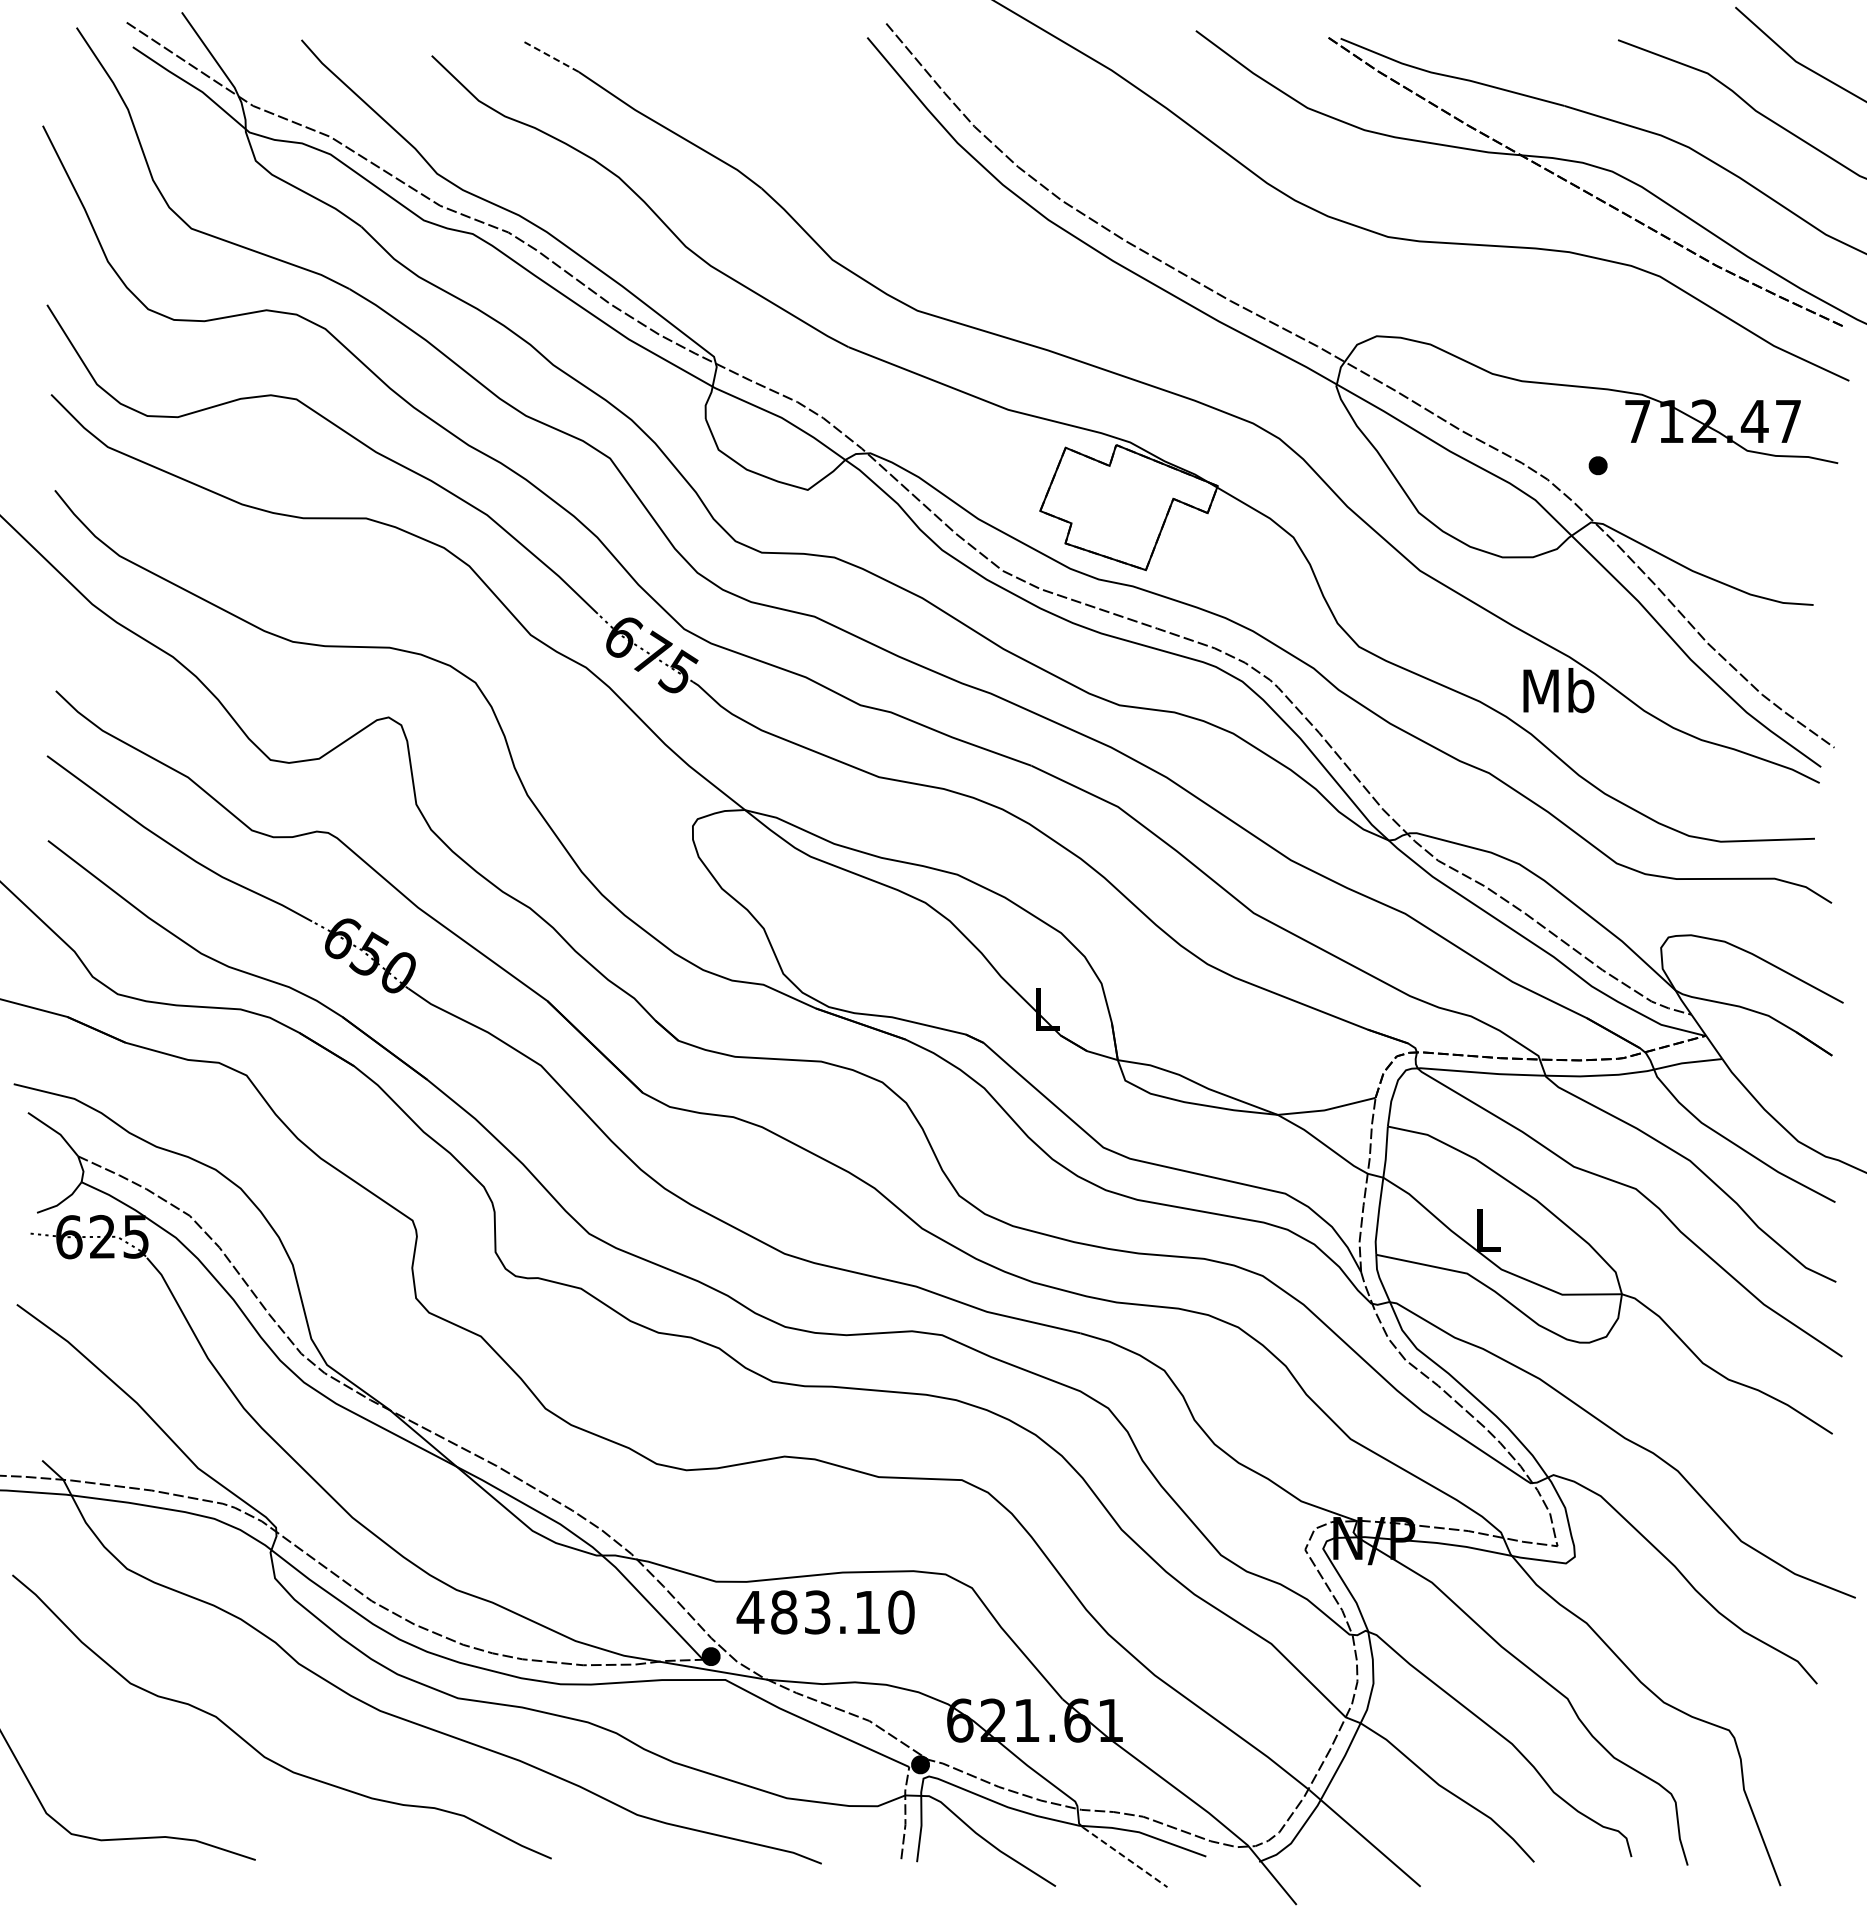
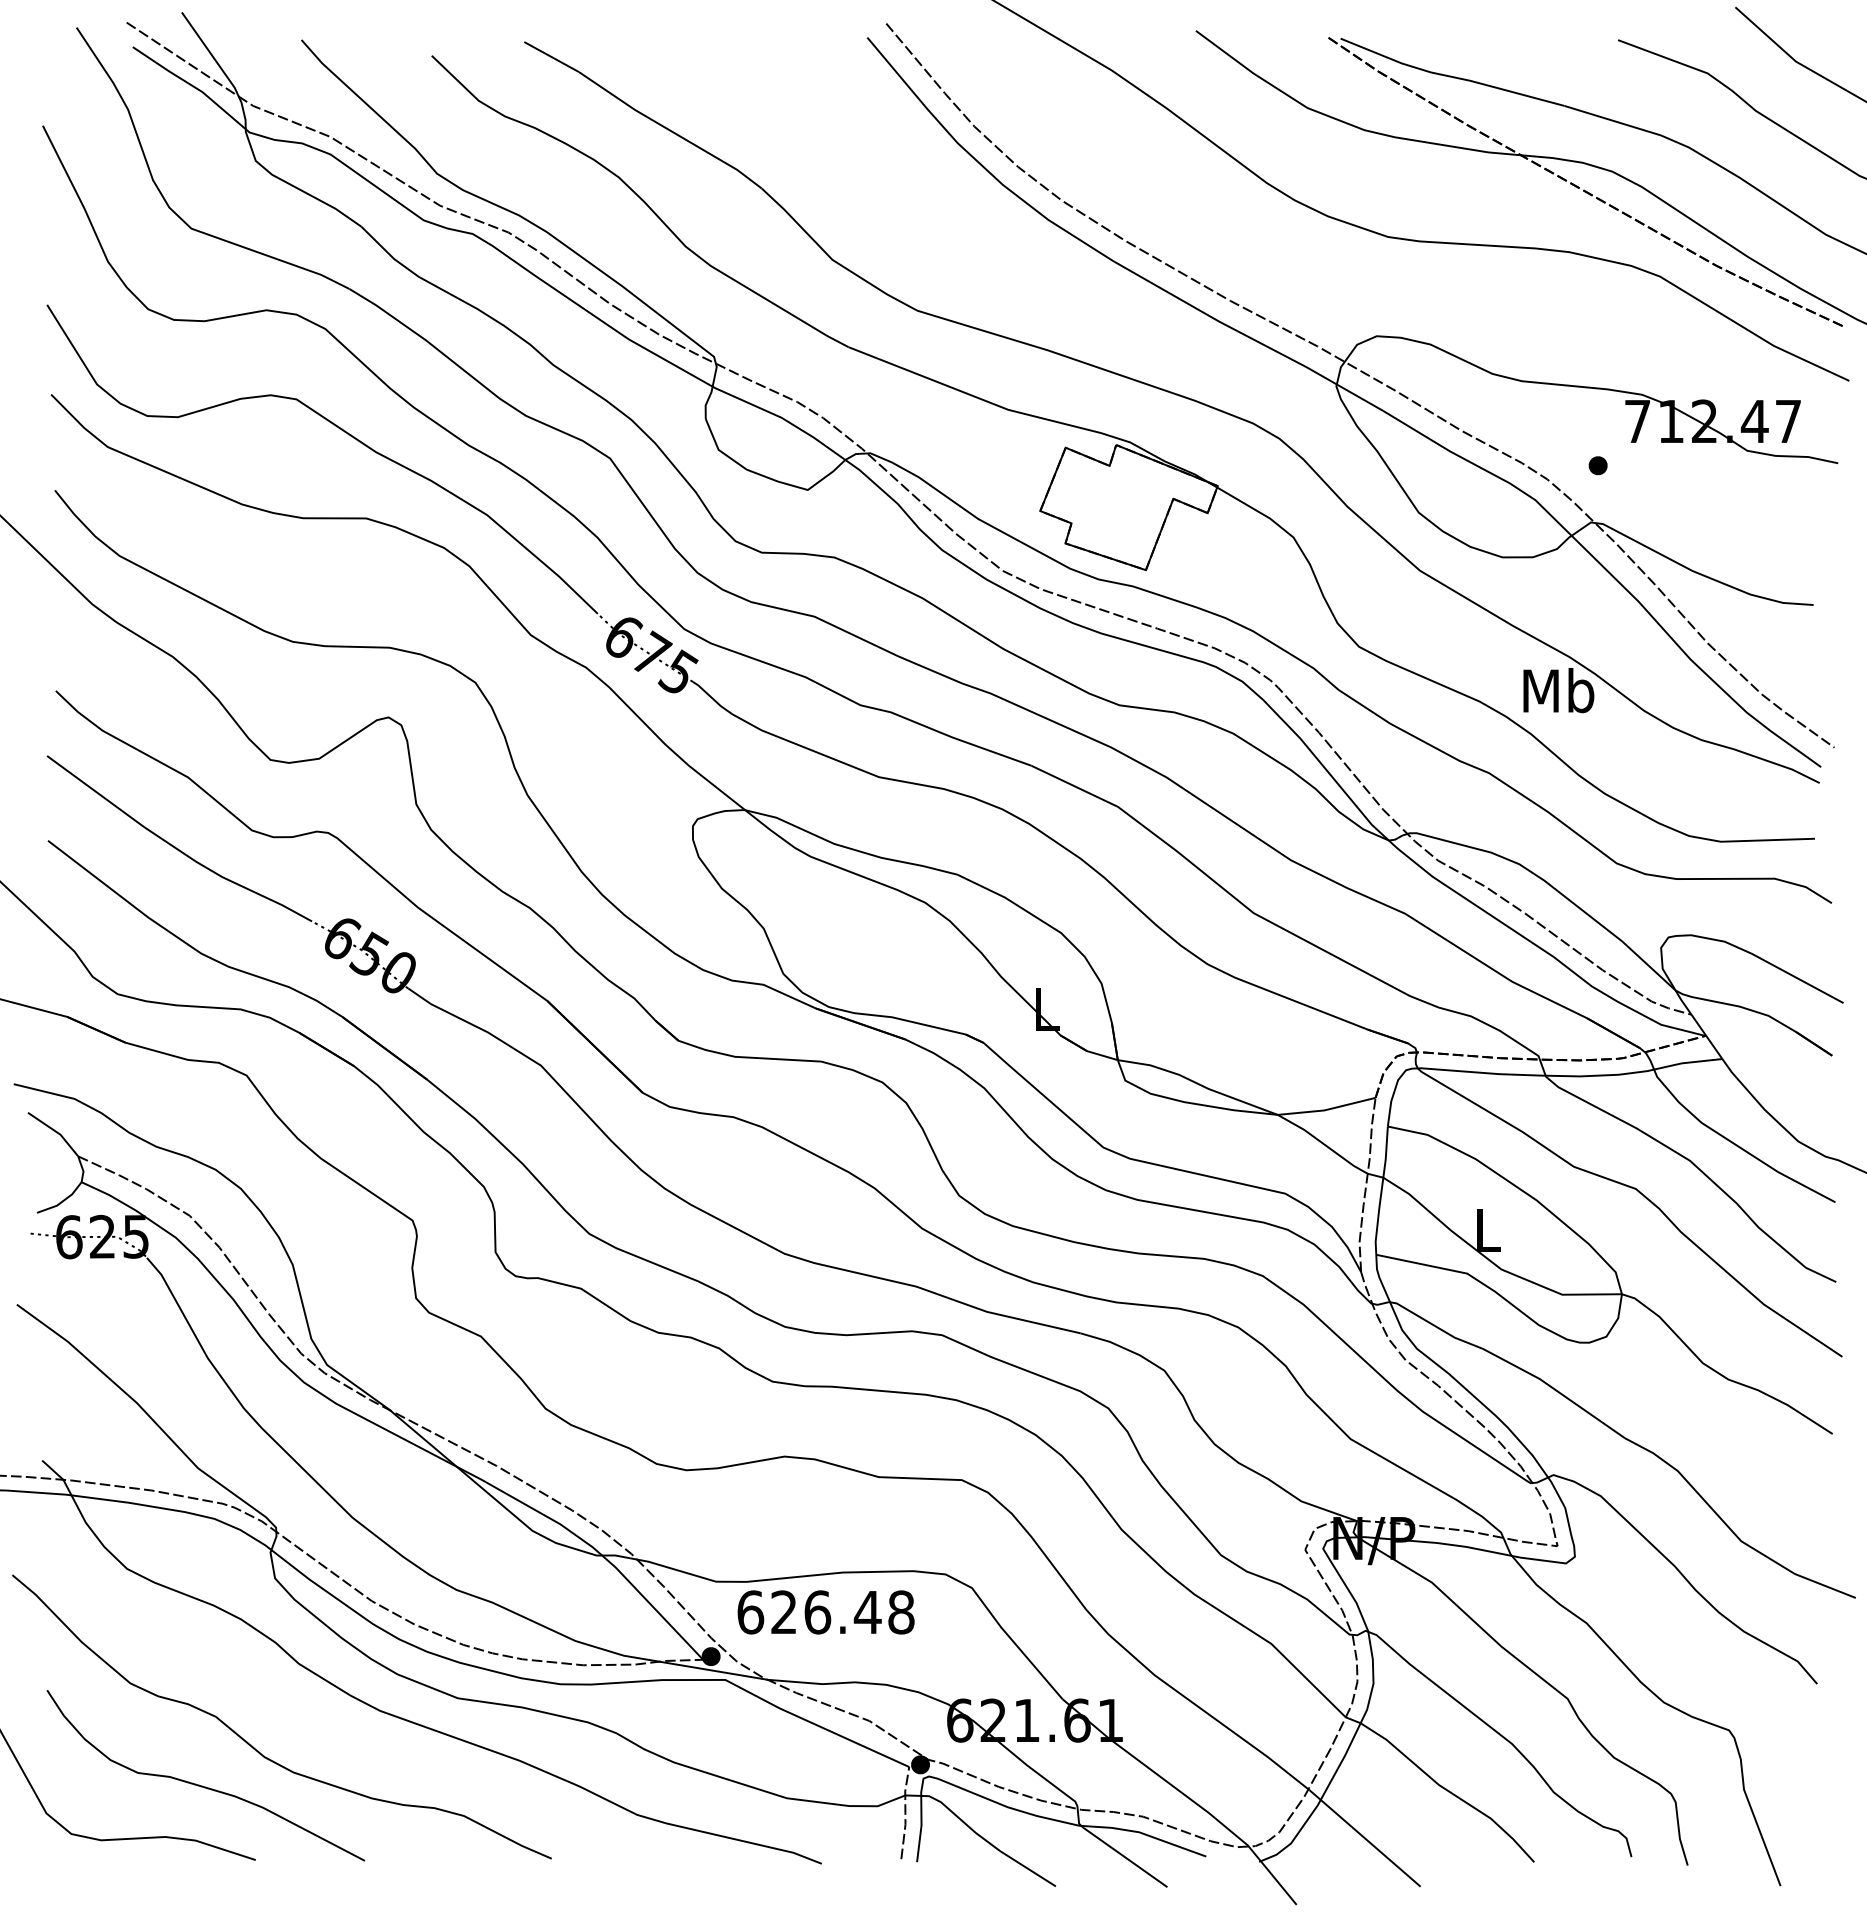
line: dashed -> solid (551, 56)
text: 483.10 -> 626.48 (825, 1612)
curve: none -> present (202, 1785)
line: dashed -> solid (1125, 1857)
